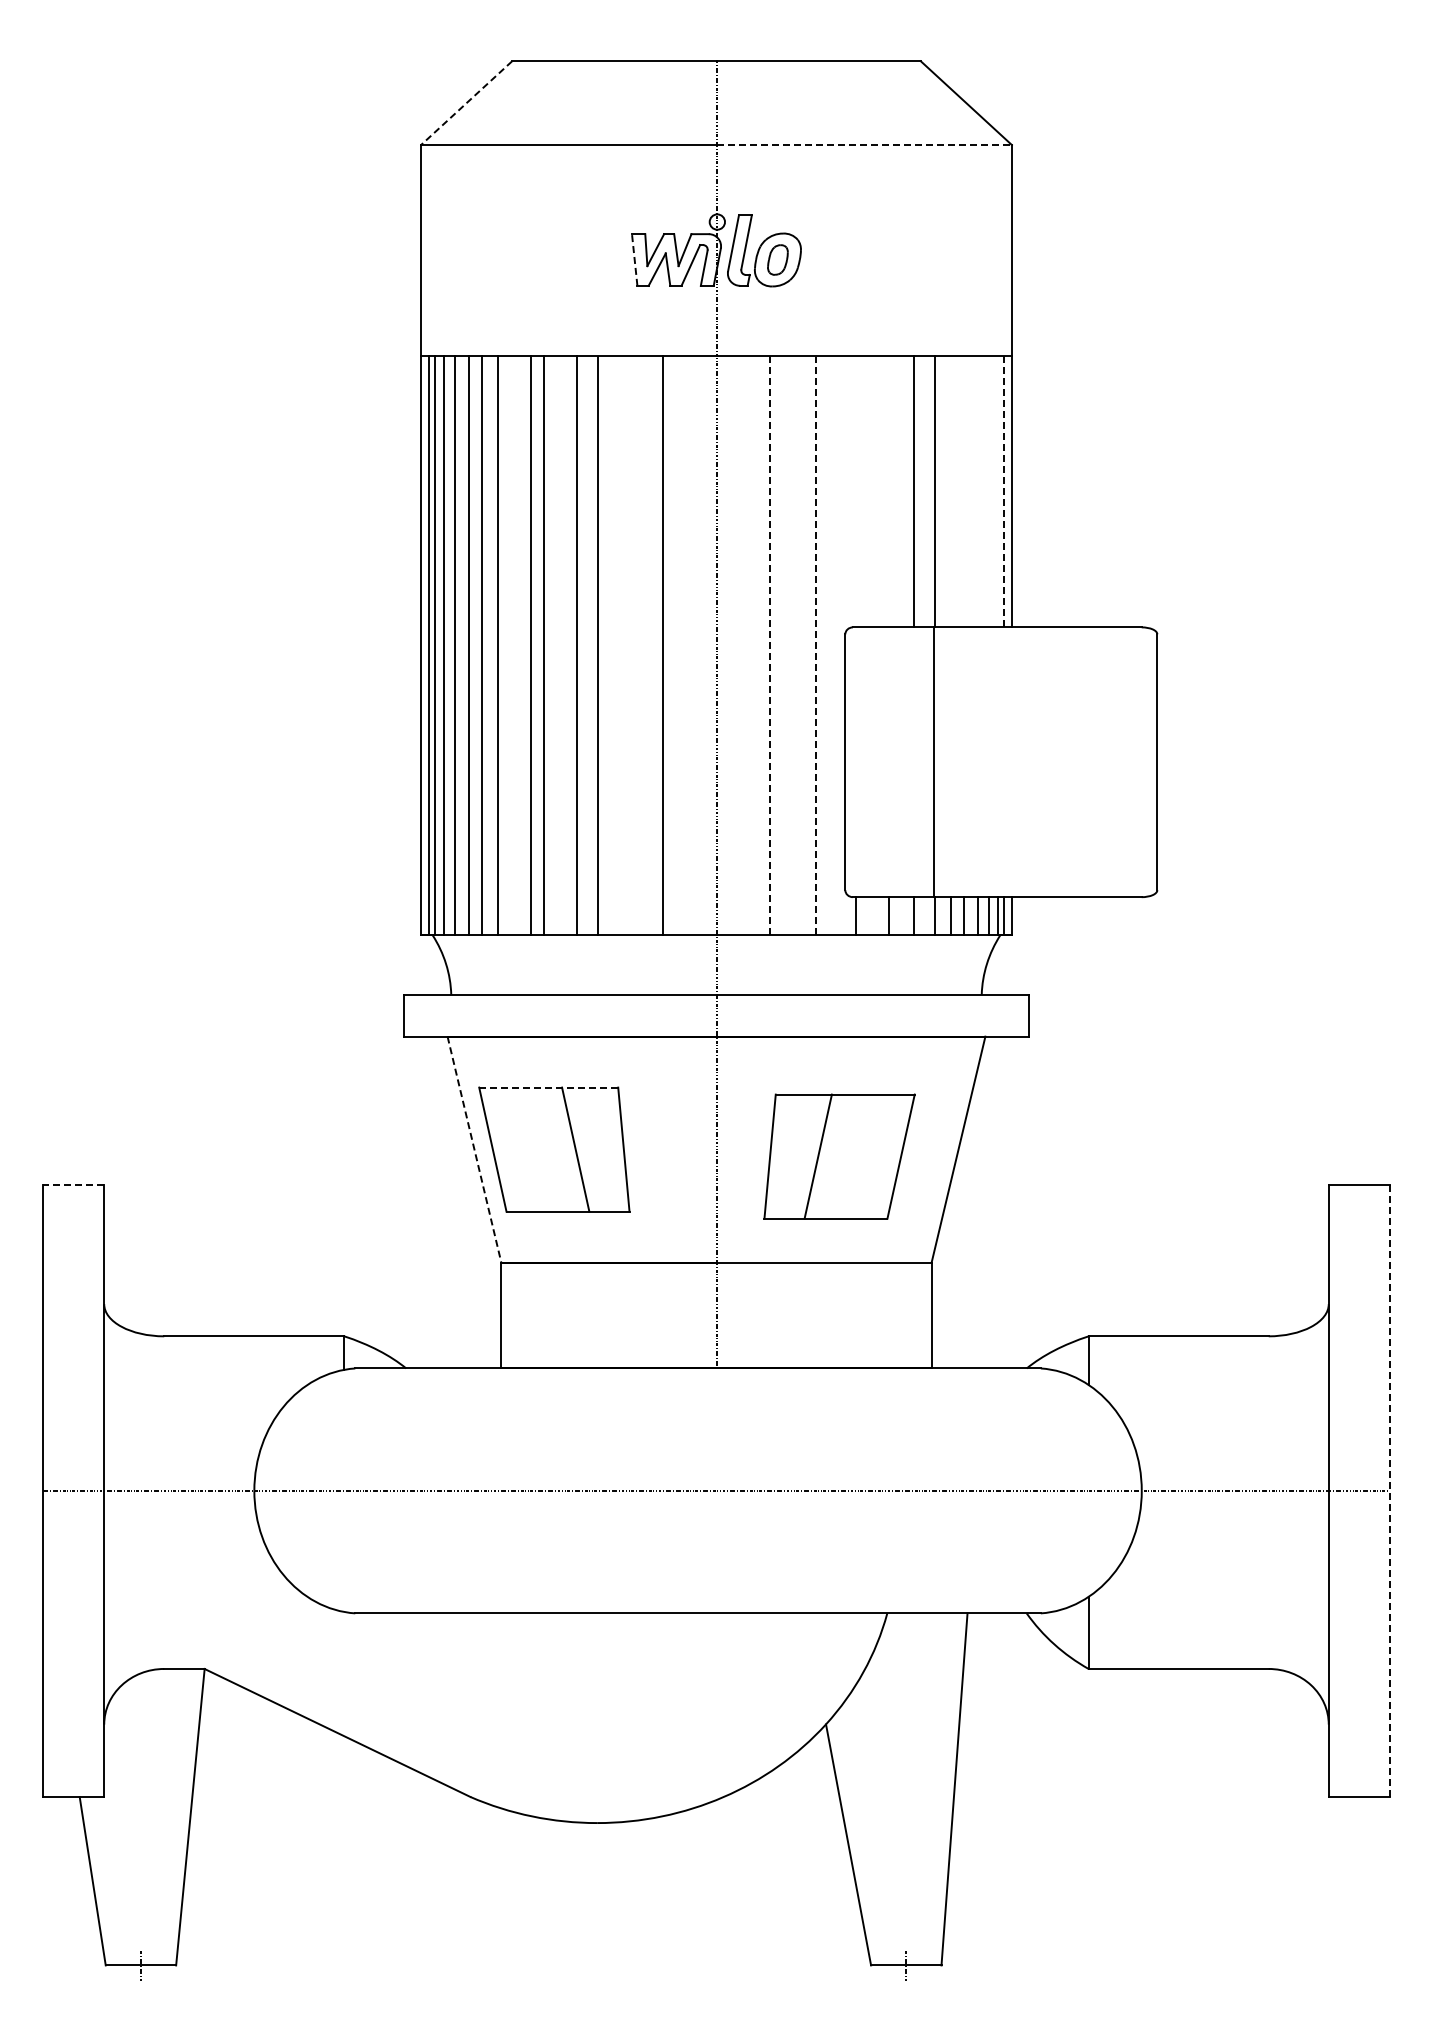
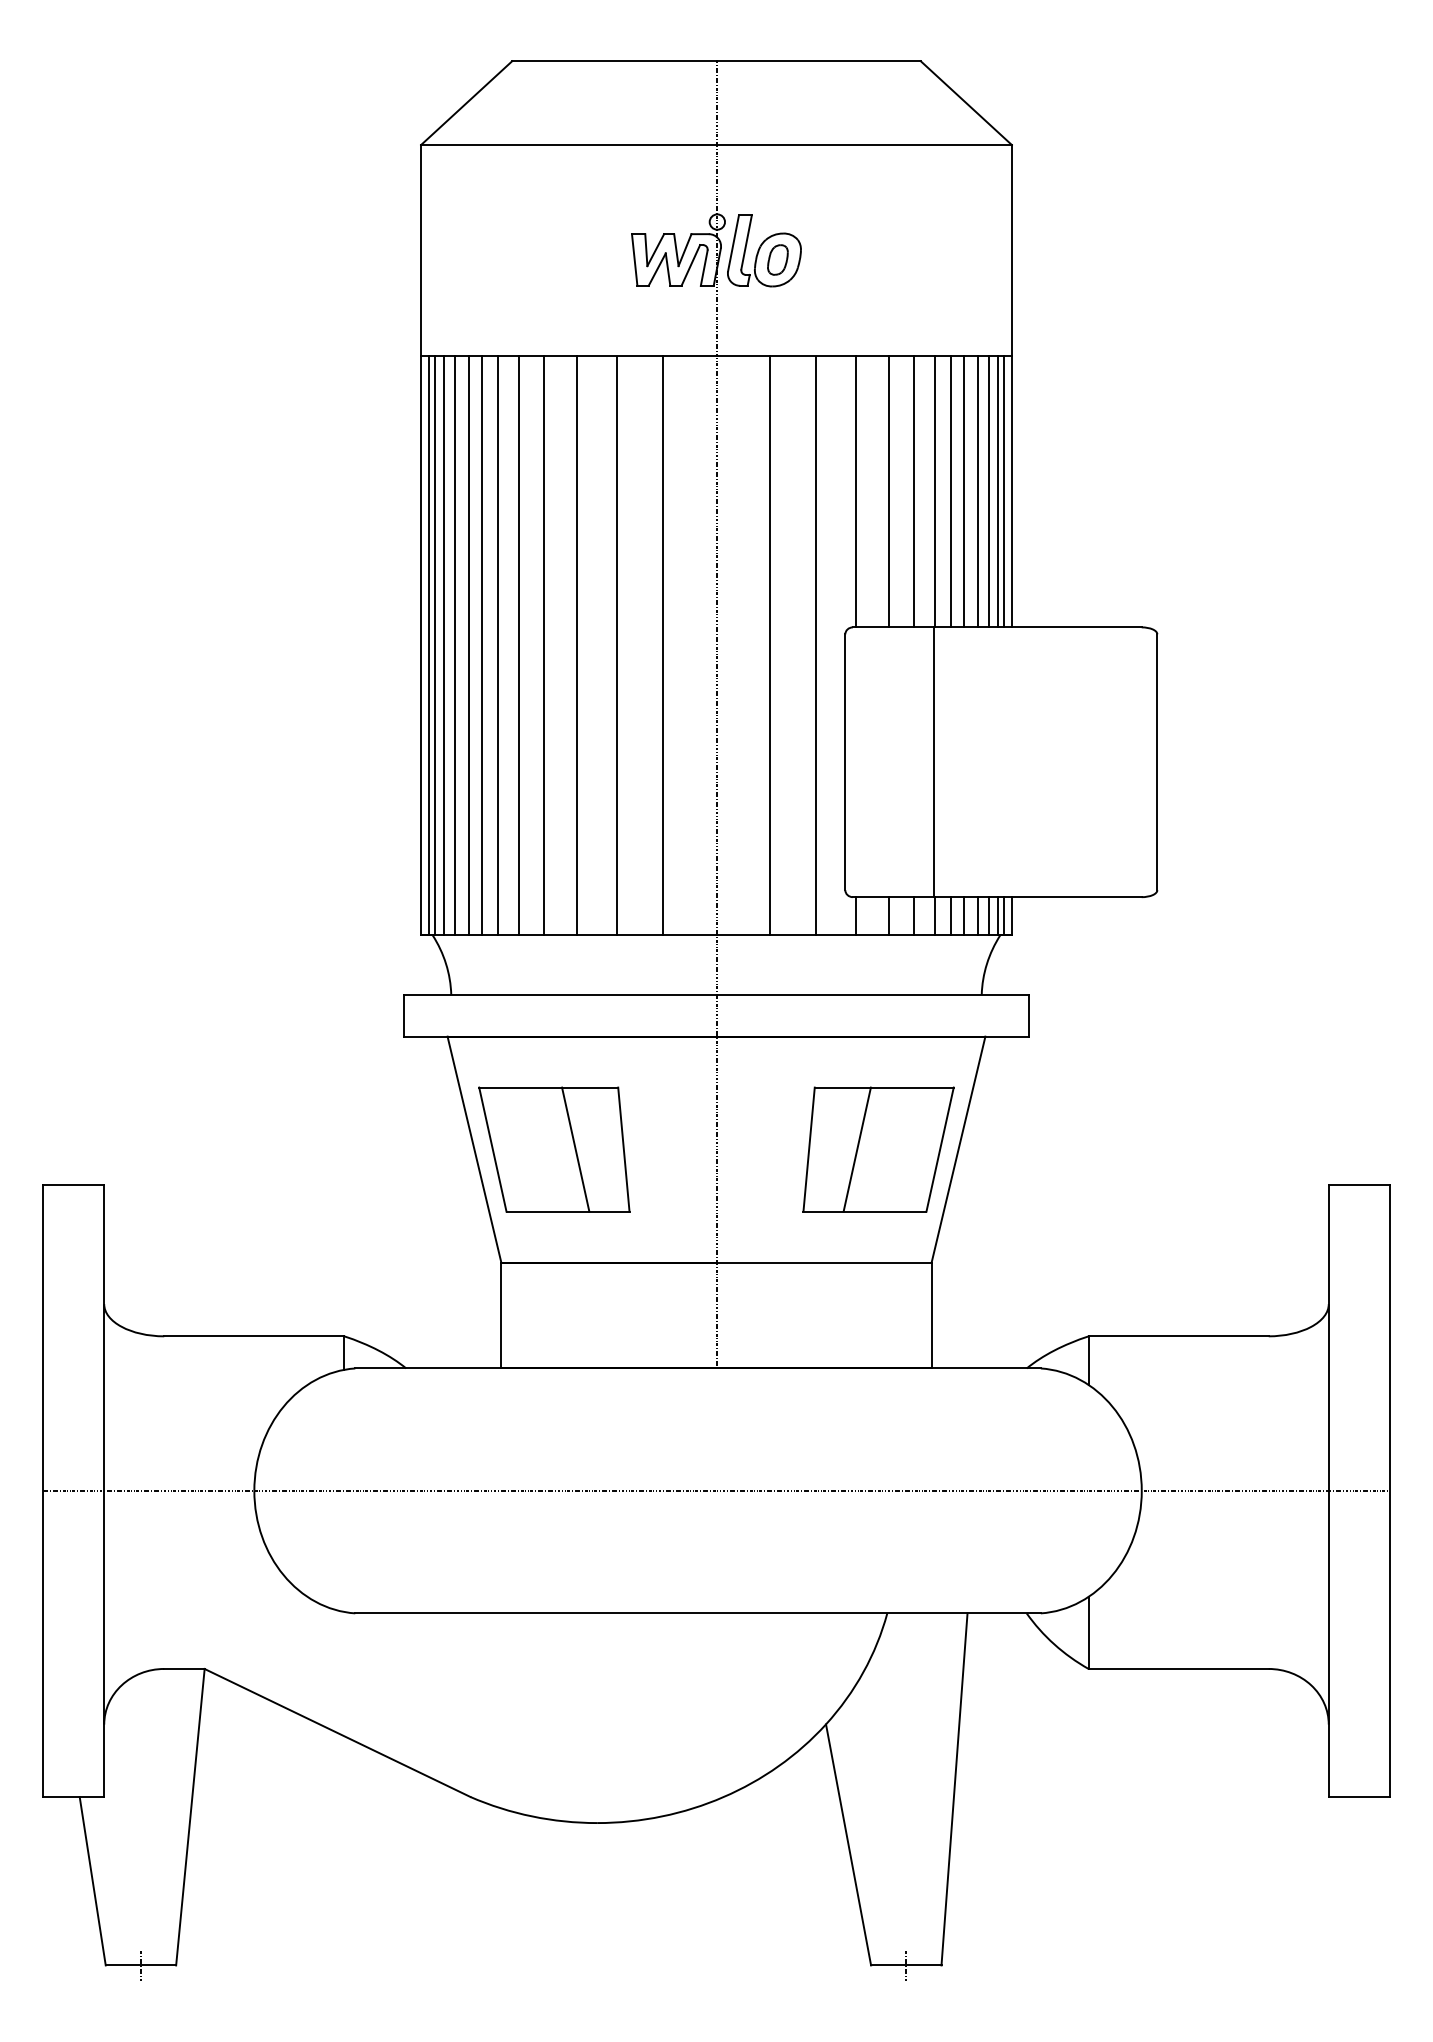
line: dashed -> solid (466, 103)
line: dashed -> solid (864, 145)
line: dashed -> solid (634, 260)
line: none -> present (856, 491)
line: none -> present (888, 491)
line: none -> present (951, 491)
line: none -> present (964, 491)
line: none -> present (978, 491)
line: none -> present (988, 491)
line: none -> present (998, 491)
line: dashed -> solid (1004, 491)
line position: (530, 645) -> (518, 645) (518, 645)
line position: (598, 645) -> (617, 645) (617, 645)
line: dashed -> solid (770, 645)
line: dashed -> solid (815, 645)
line: dashed -> solid (549, 1087)
line: dashed -> solid (474, 1150)
part position: (839, 1156) -> (878, 1149) (878, 1149)
line: dashed -> solid (73, 1184)
line: dashed -> solid (1390, 1491)
